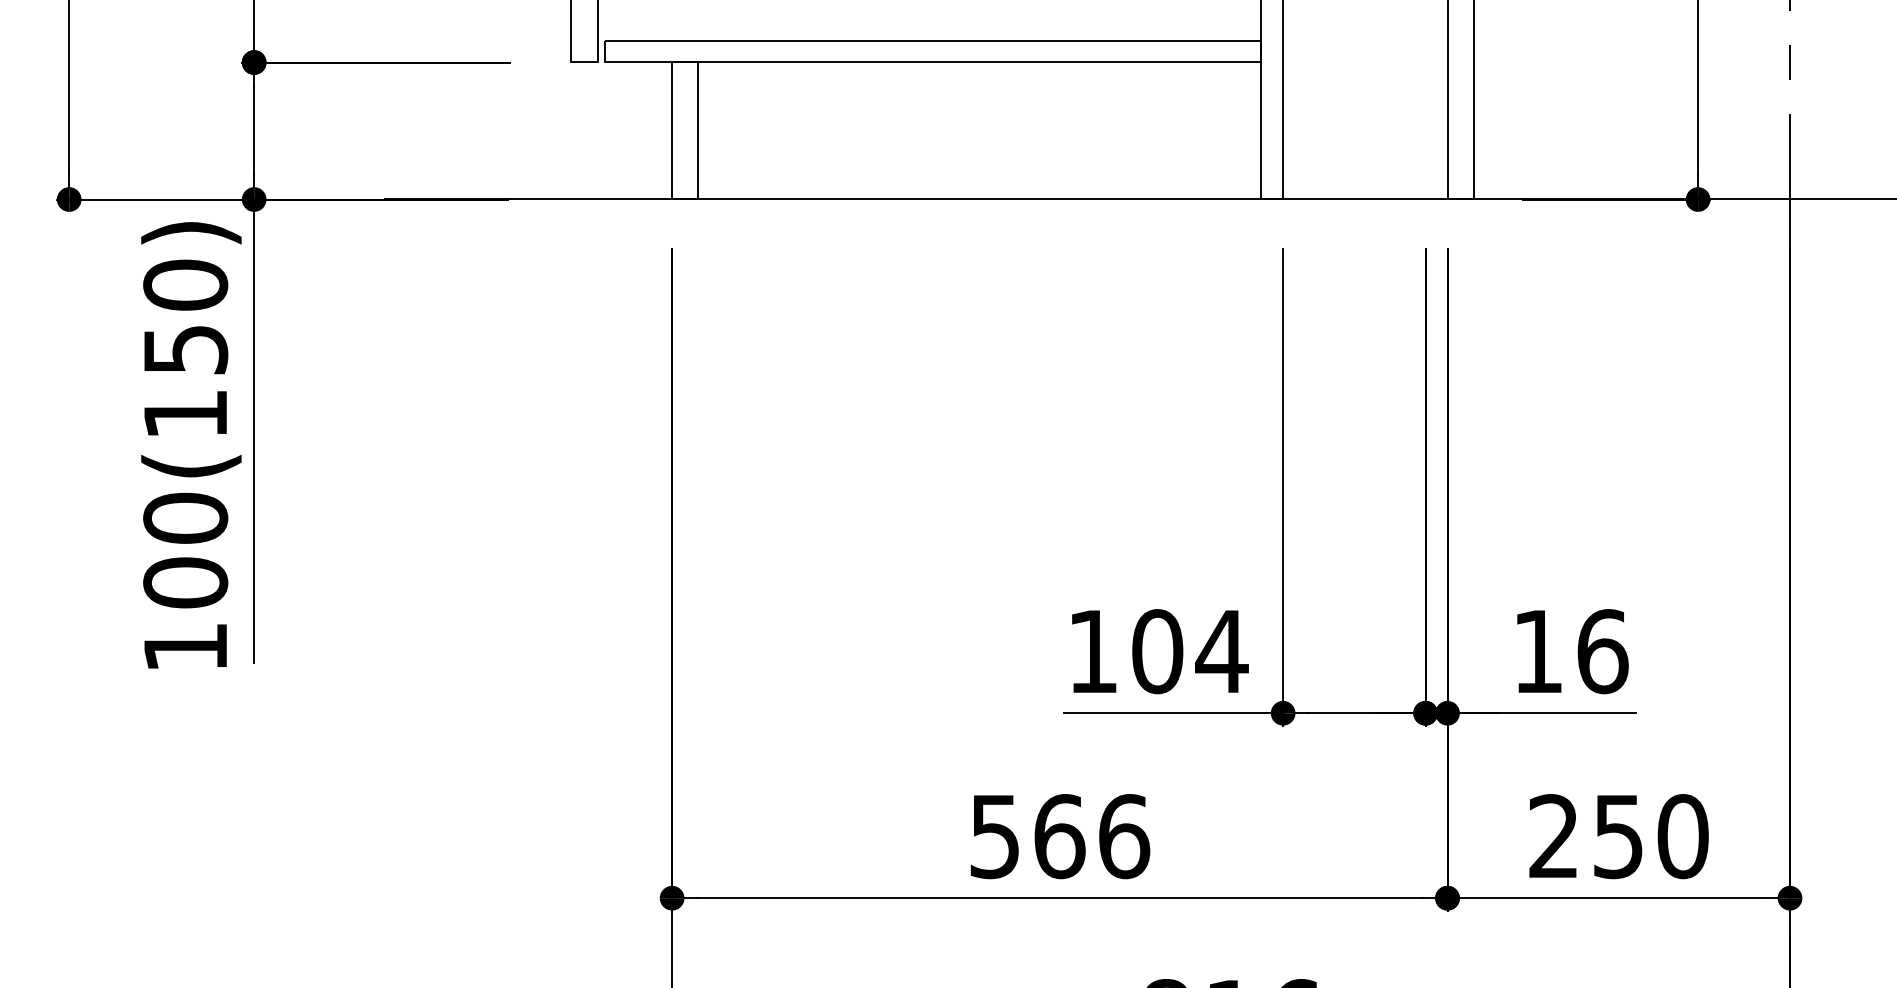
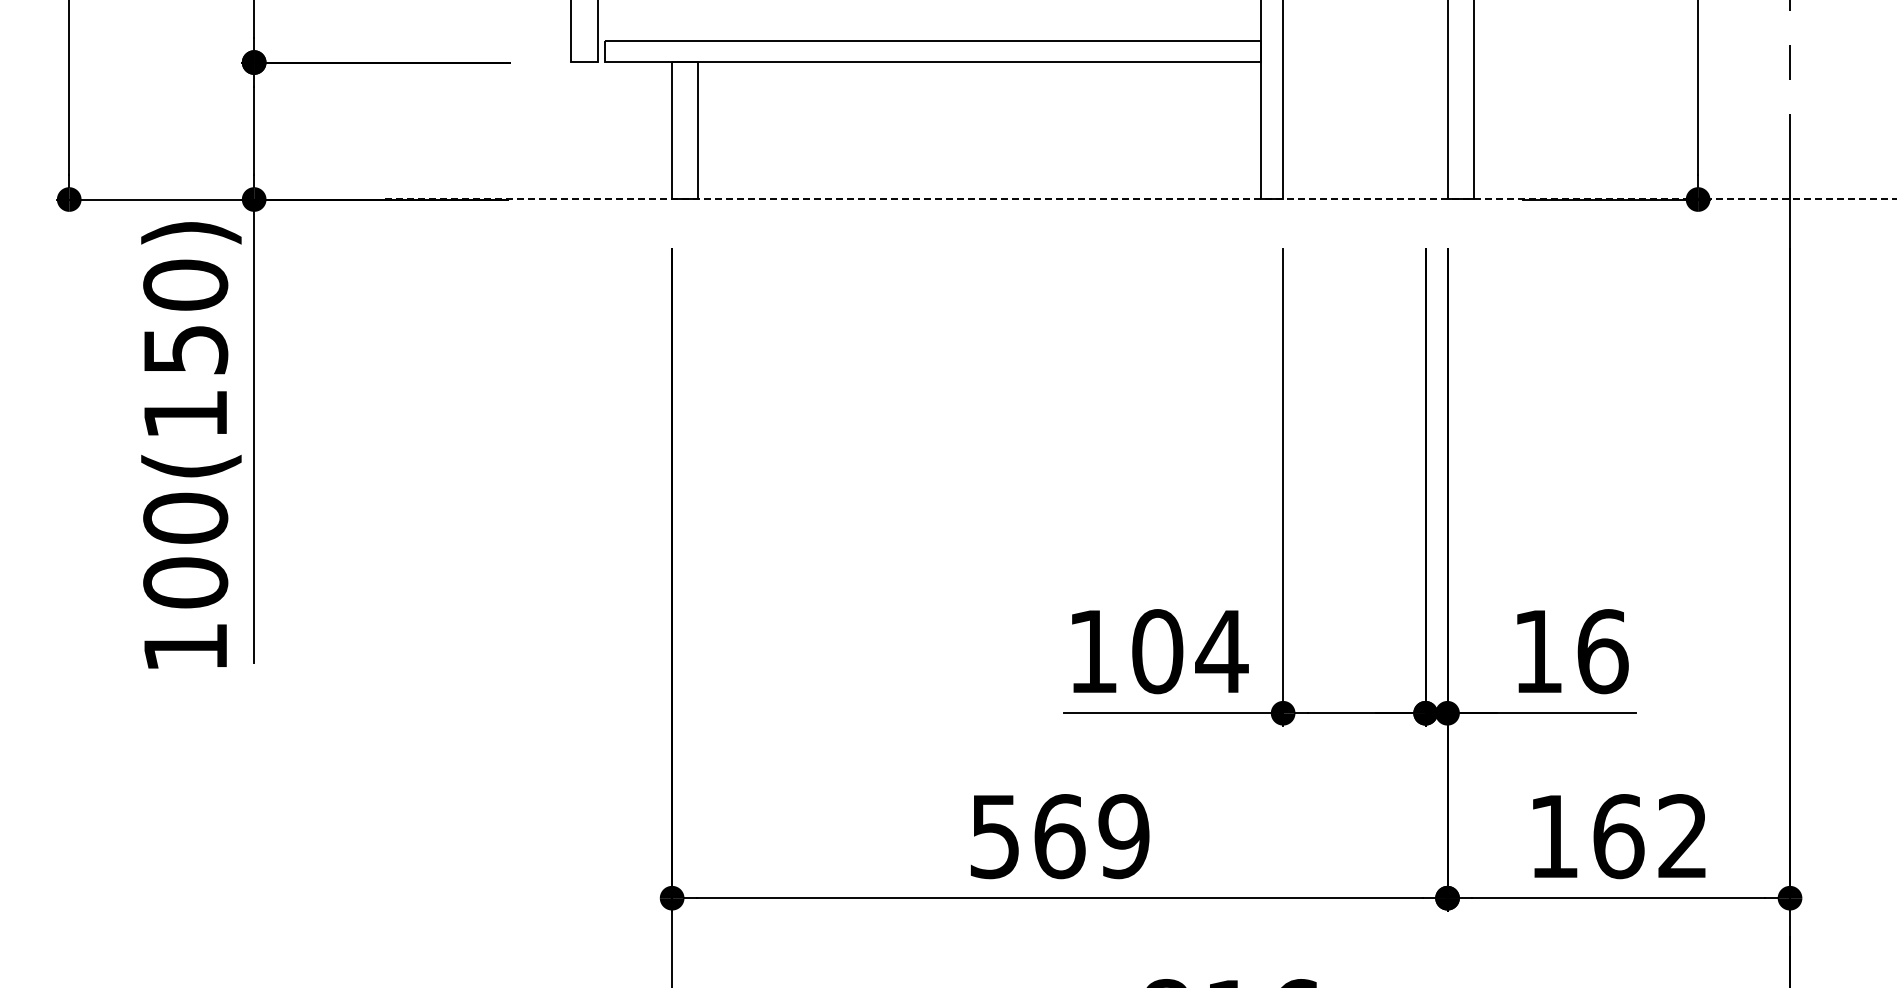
line: solid -> dashed (1141, 199)
text: 566 -> 569 (1124, 836)
text: 250 -> 162 (1618, 836)
